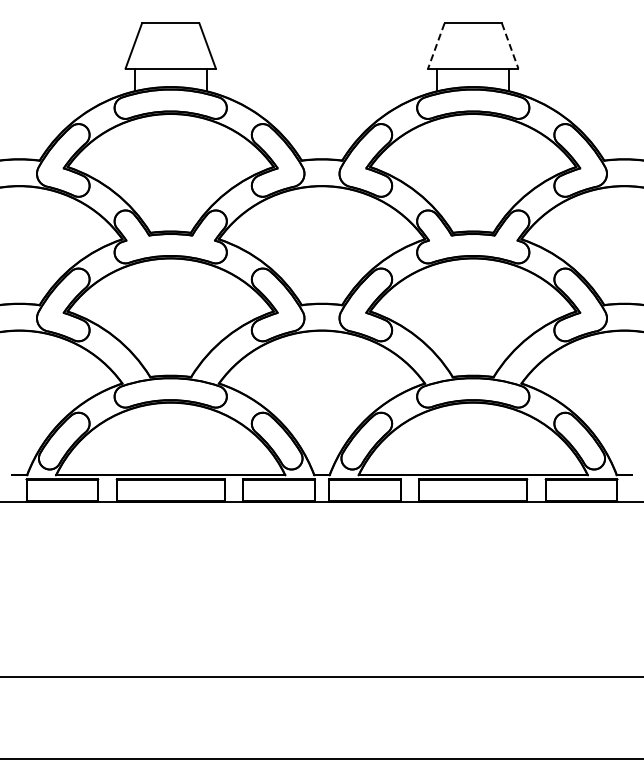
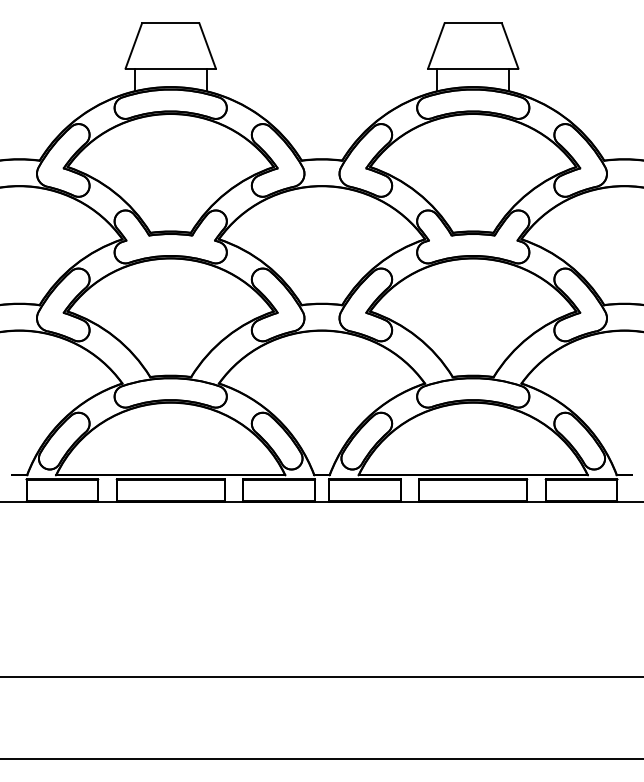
line: dashed -> solid (436, 46)
line: dashed -> solid (510, 46)
